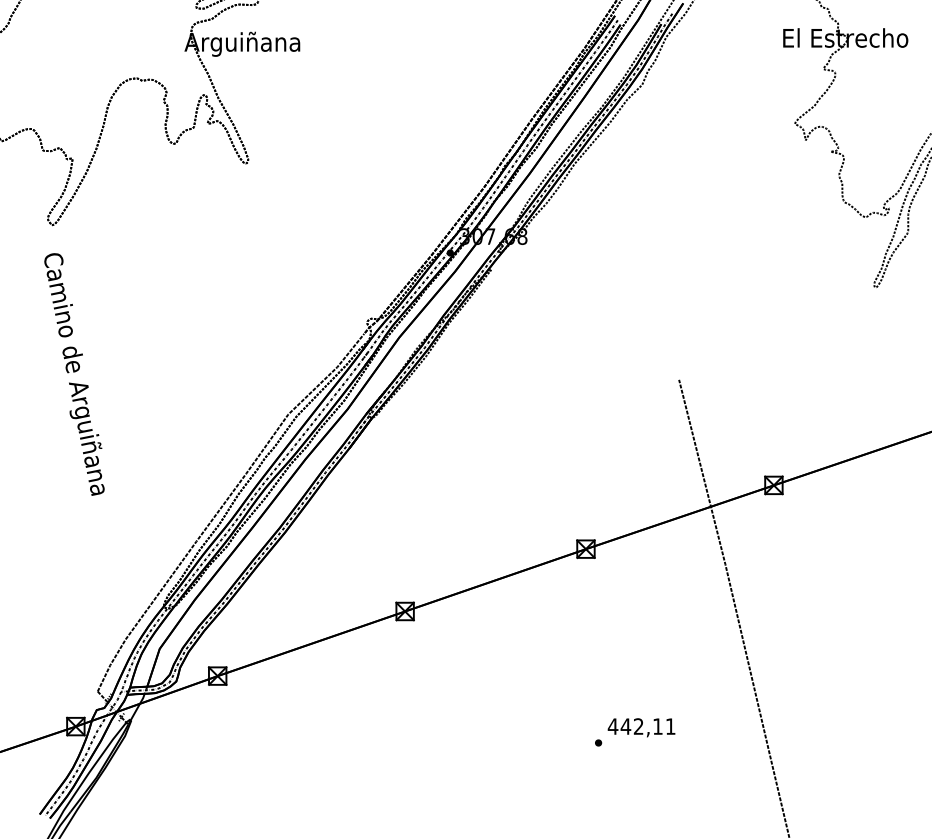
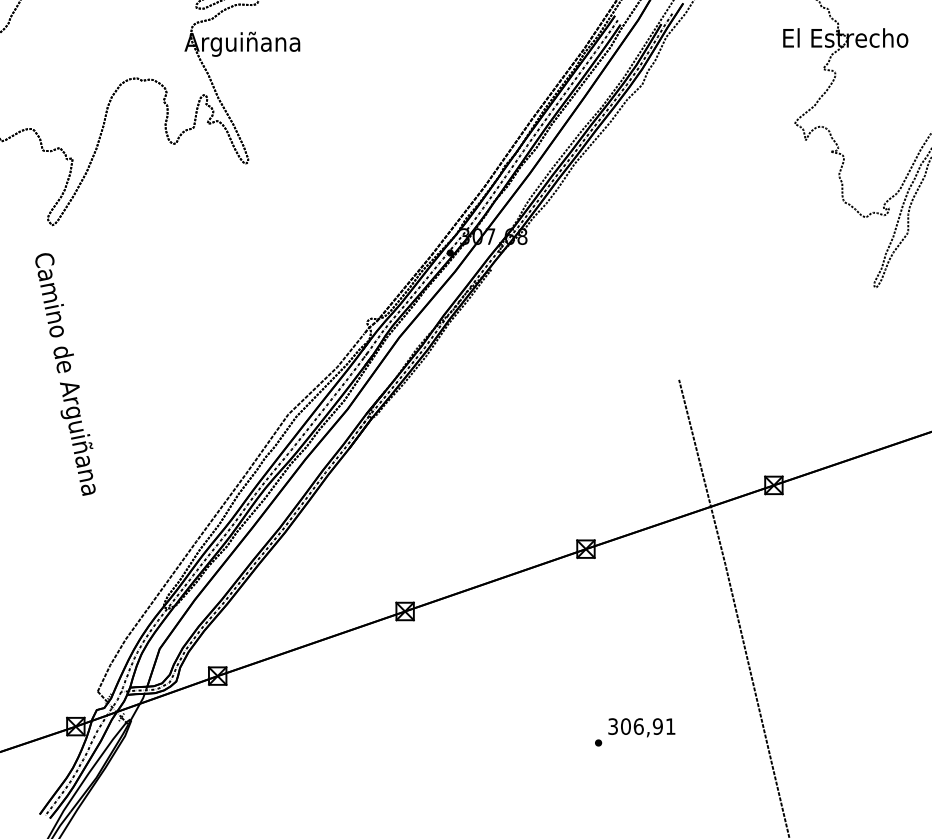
text position: (74, 374) -> (65, 374) (65, 374)
text: 442,11 -> 306,91 (634, 726)
